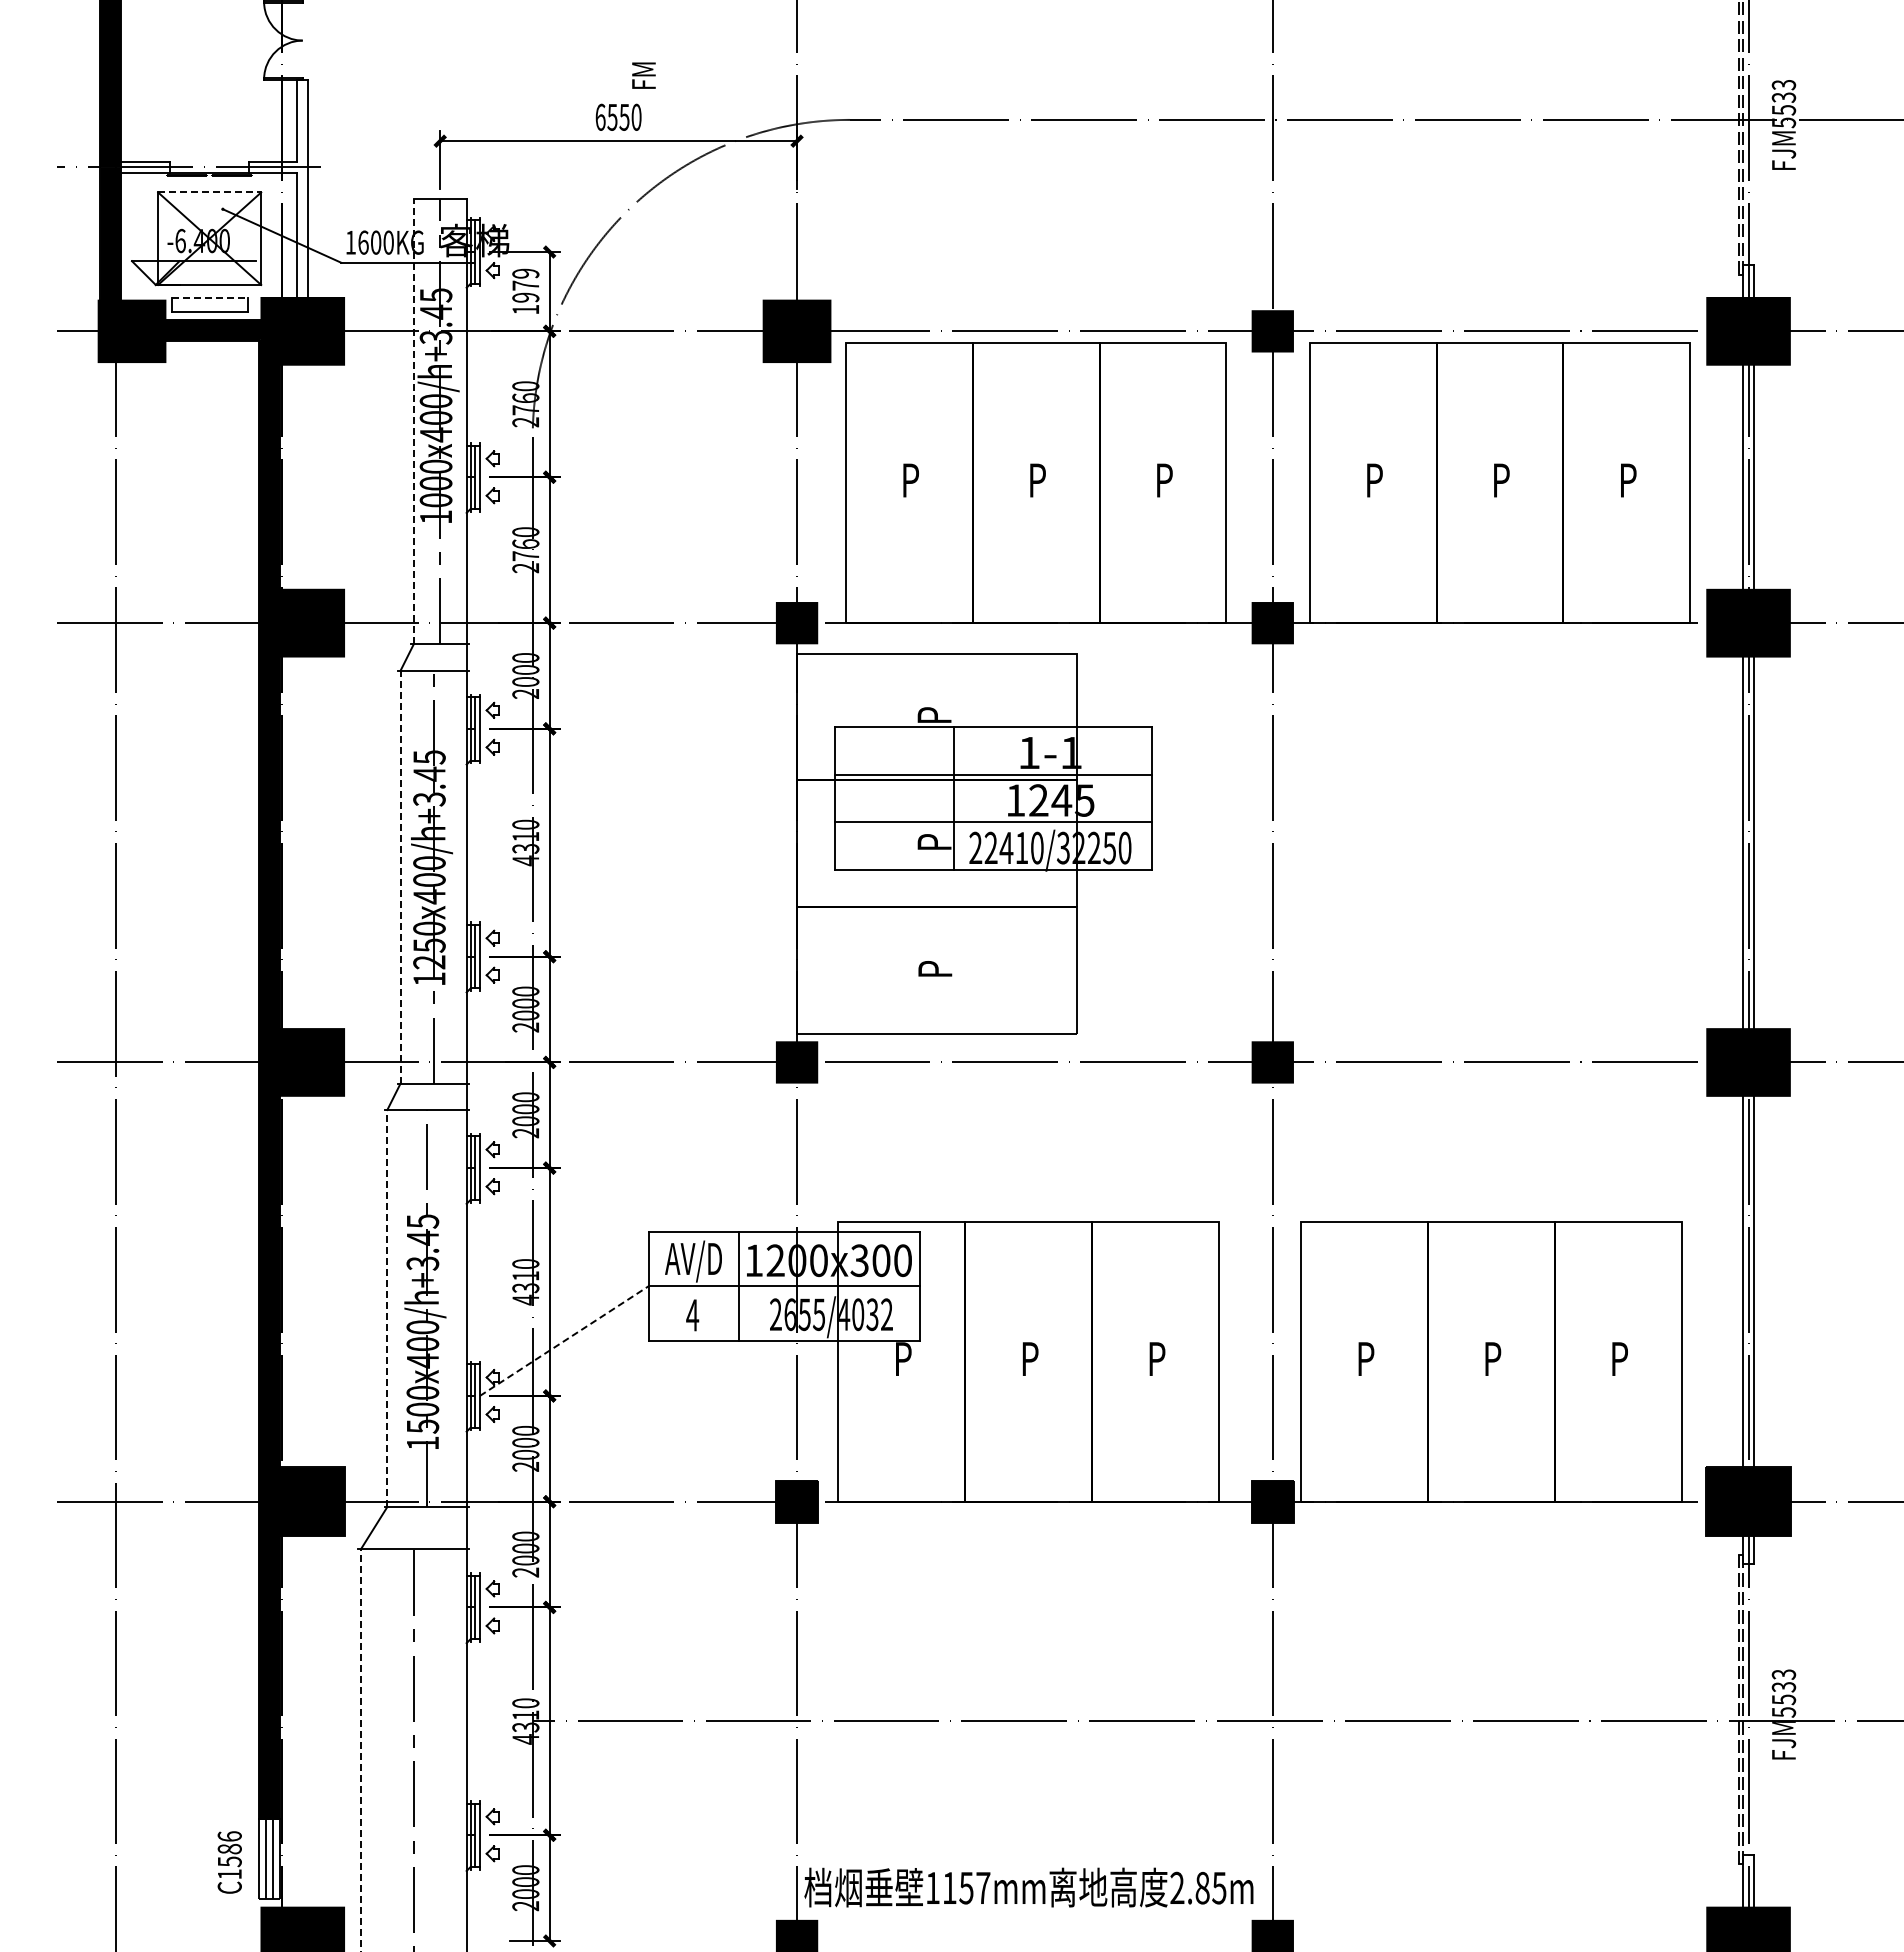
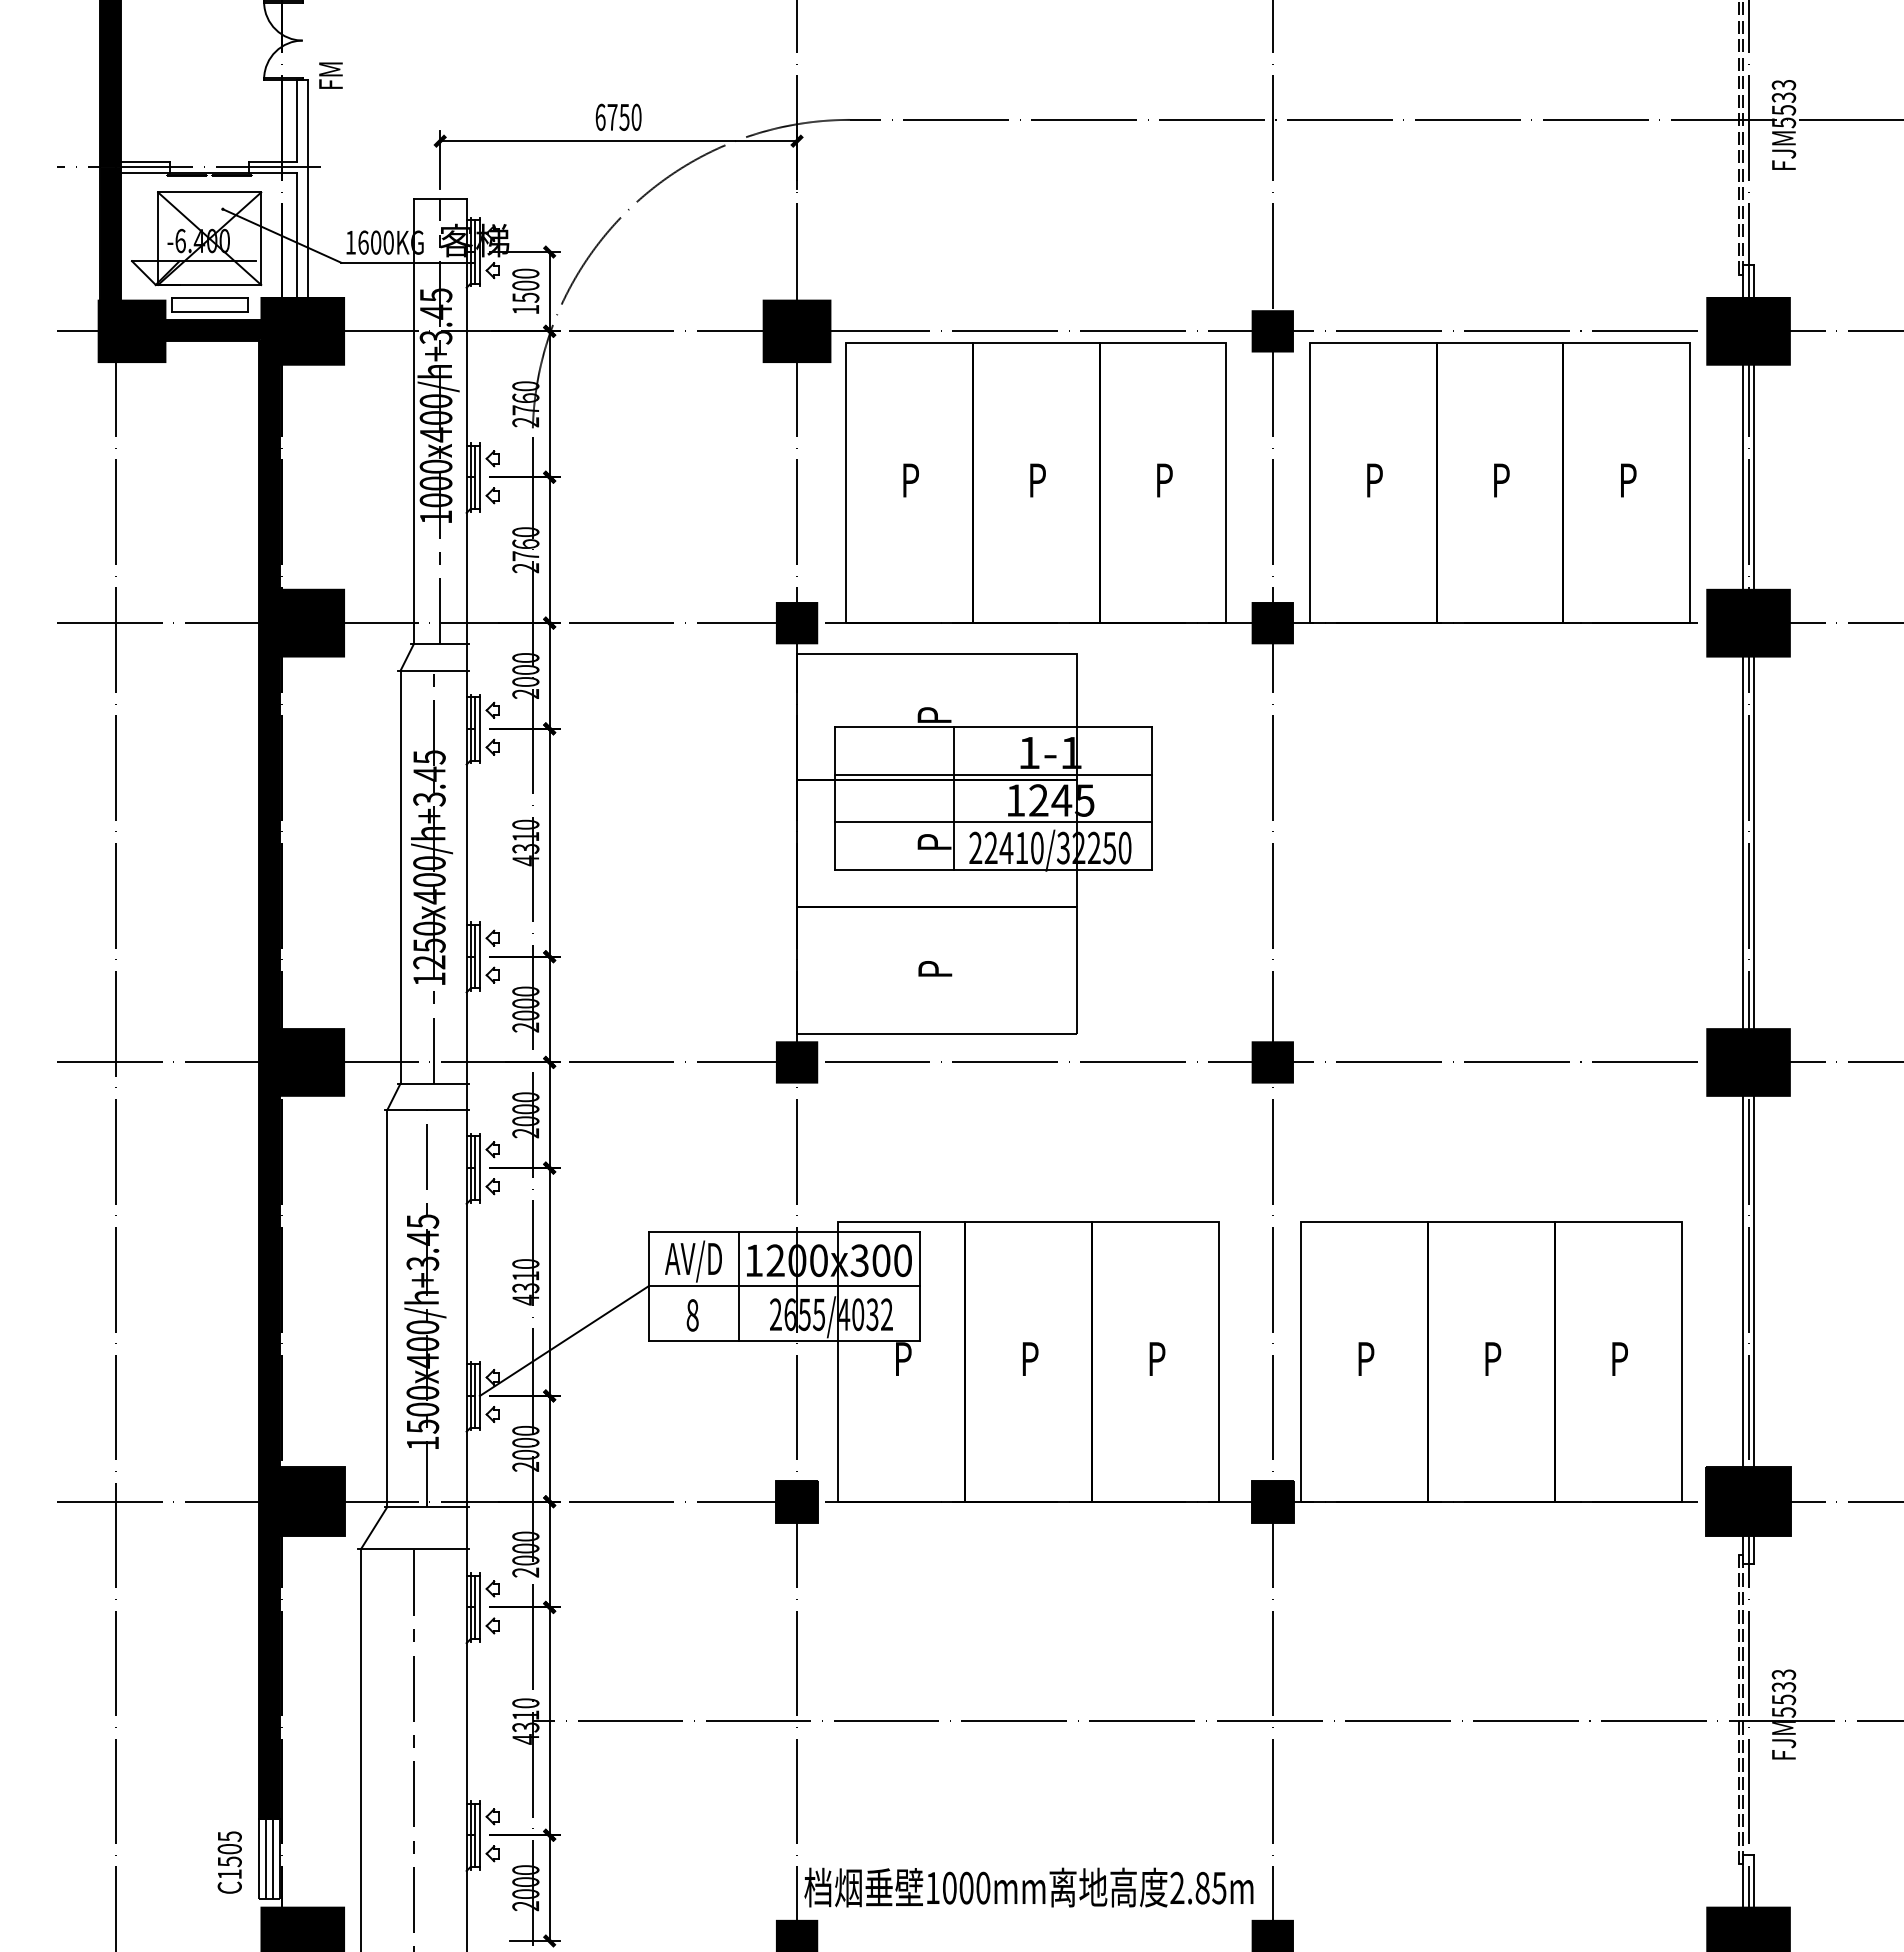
text position: (643, 75) -> (330, 75) (330, 75)
text: 6550 -> 6750 (612, 117)
line: dashed -> solid (209, 192)
text: 1979 -> 1500 (525, 285)
line: dashed -> solid (210, 298)
line: dashed -> solid (413, 421)
line: dashed -> solid (400, 876)
line: dashed -> solid (387, 1308)
text: 4 -> 8 (692, 1315)
line: dashed -> solid (564, 1341)
line: dashed -> solid (360, 1750)
text: C1586 -> C1505 (229, 1842)
text: 1157mm -> 1000mm (966, 1887)
